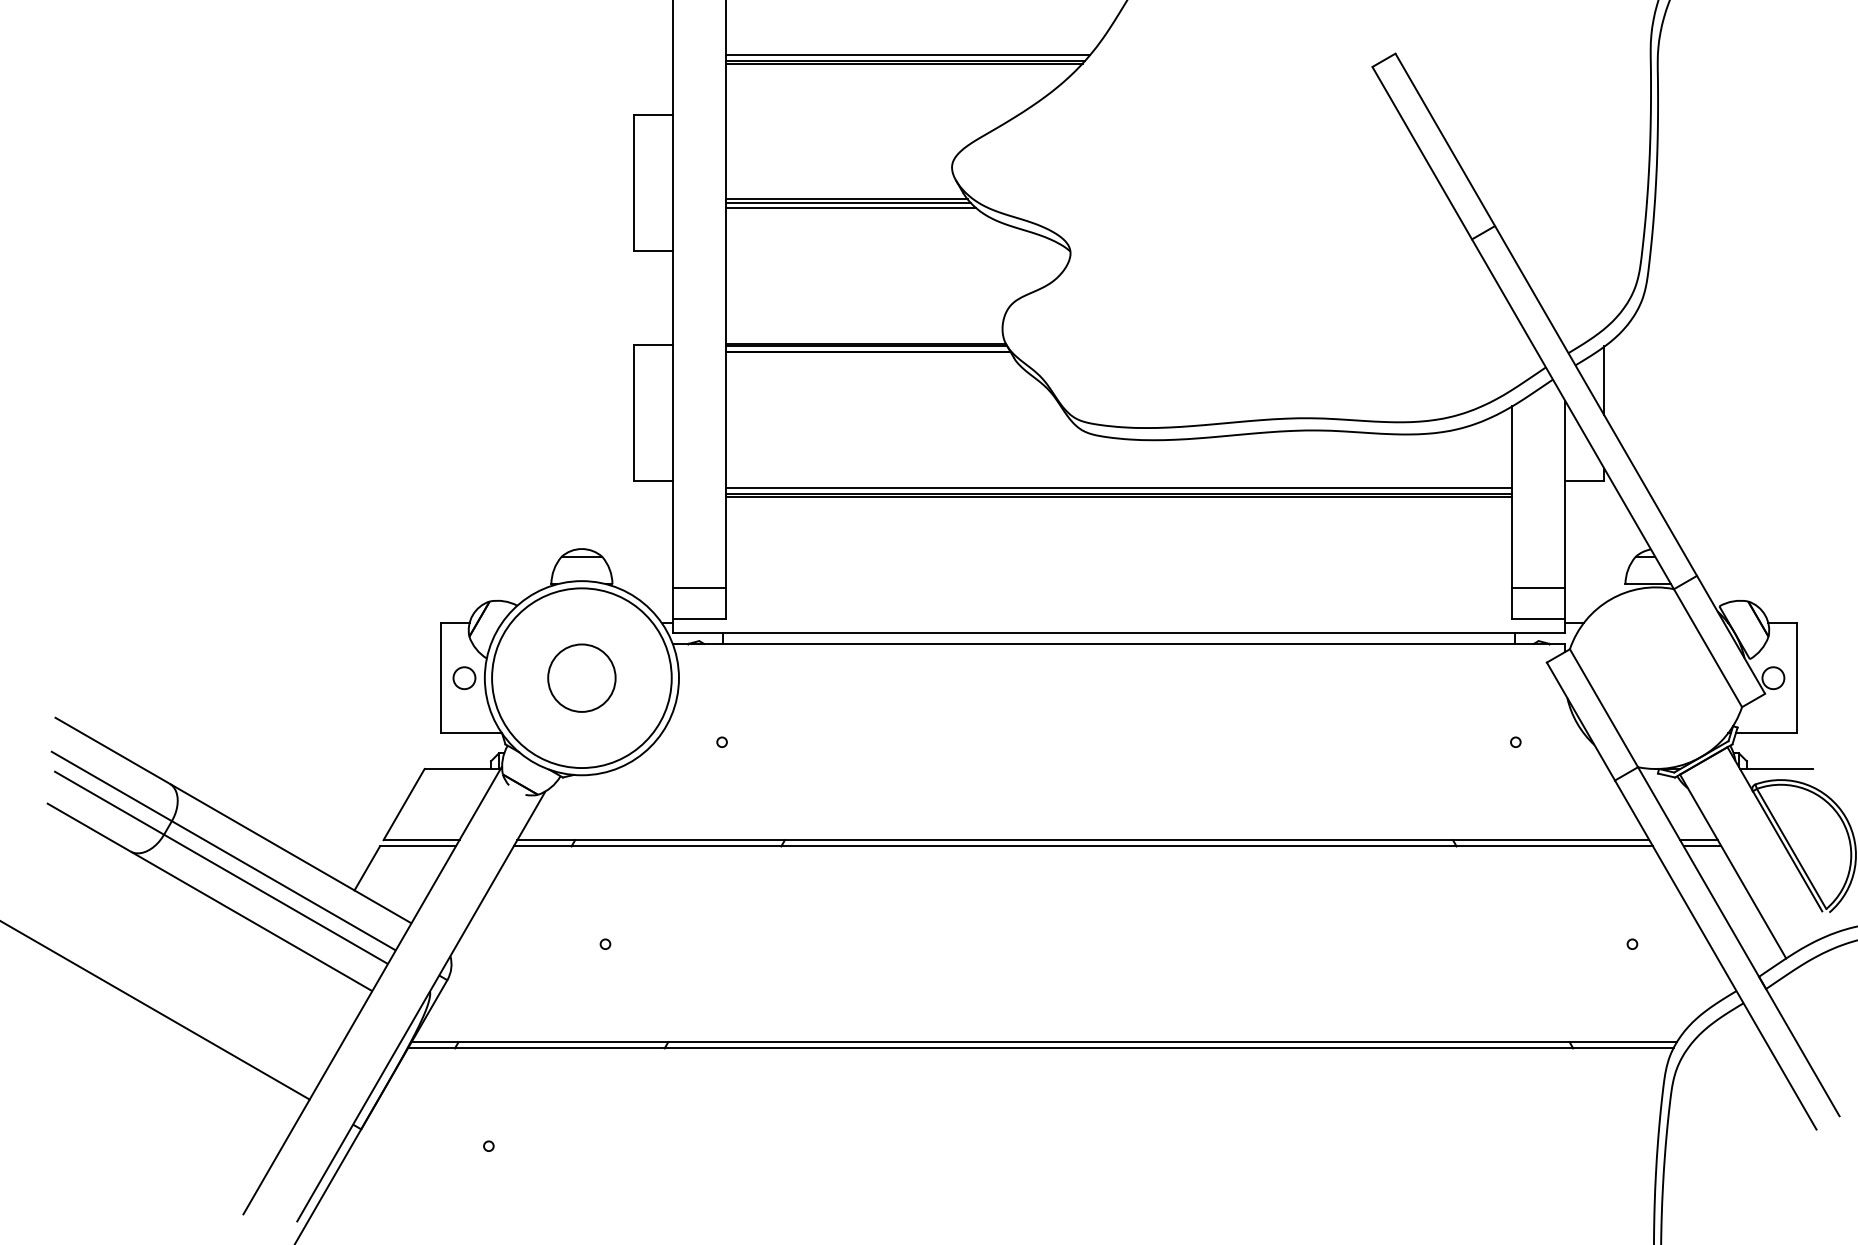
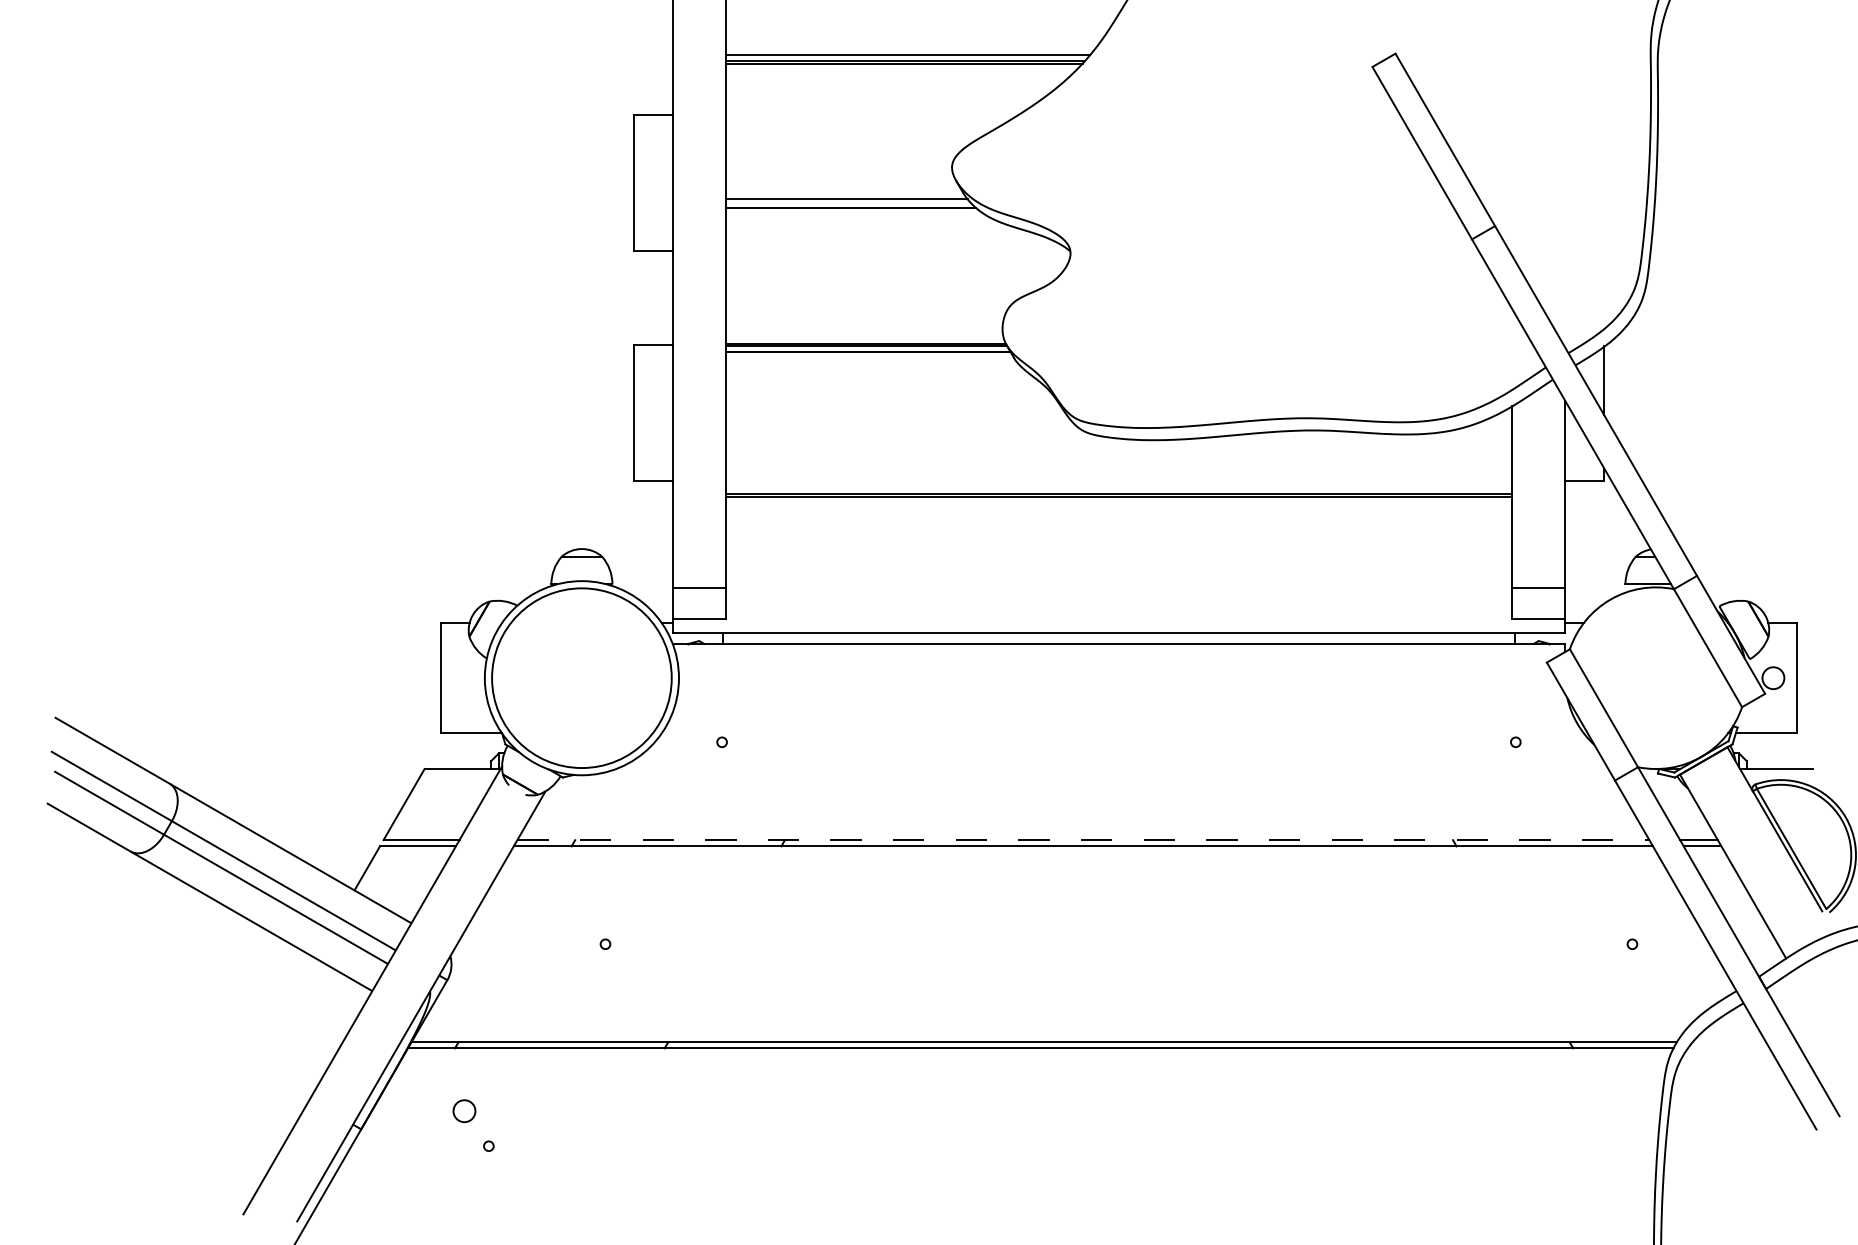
line: present -> none (848, 203)
line: present -> none (1118, 488)
circle position: (464, 677) -> (464, 1110) (464, 1110)
circle: present -> none (581, 677)
line: solid -> dashed (1083, 840)
line: present -> none (155, 1010)
